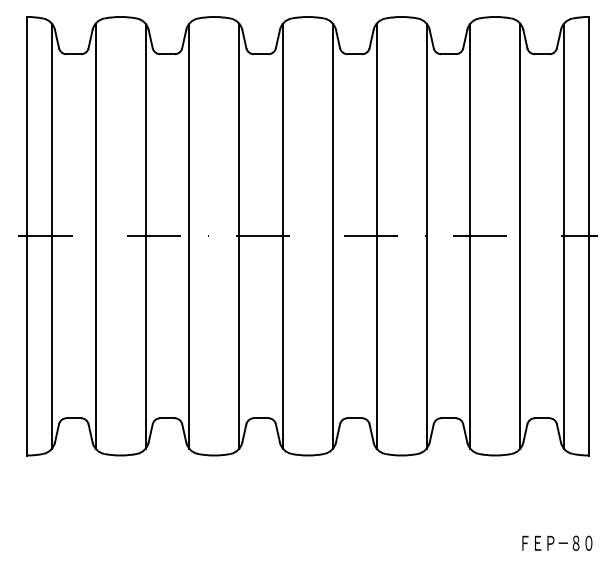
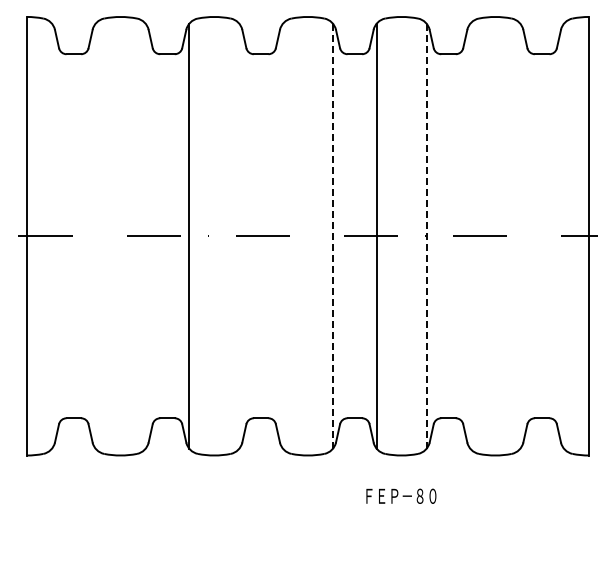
line: present -> none (52, 235)
line: present -> none (95, 235)
line: present -> none (145, 235)
line: present -> none (239, 235)
line: present -> none (282, 235)
line: solid -> dashed (333, 235)
line: solid -> dashed (426, 235)
line: present -> none (470, 235)
line: present -> none (520, 235)
line: present -> none (563, 235)
text position: (557, 542) -> (401, 495) (401, 495)
